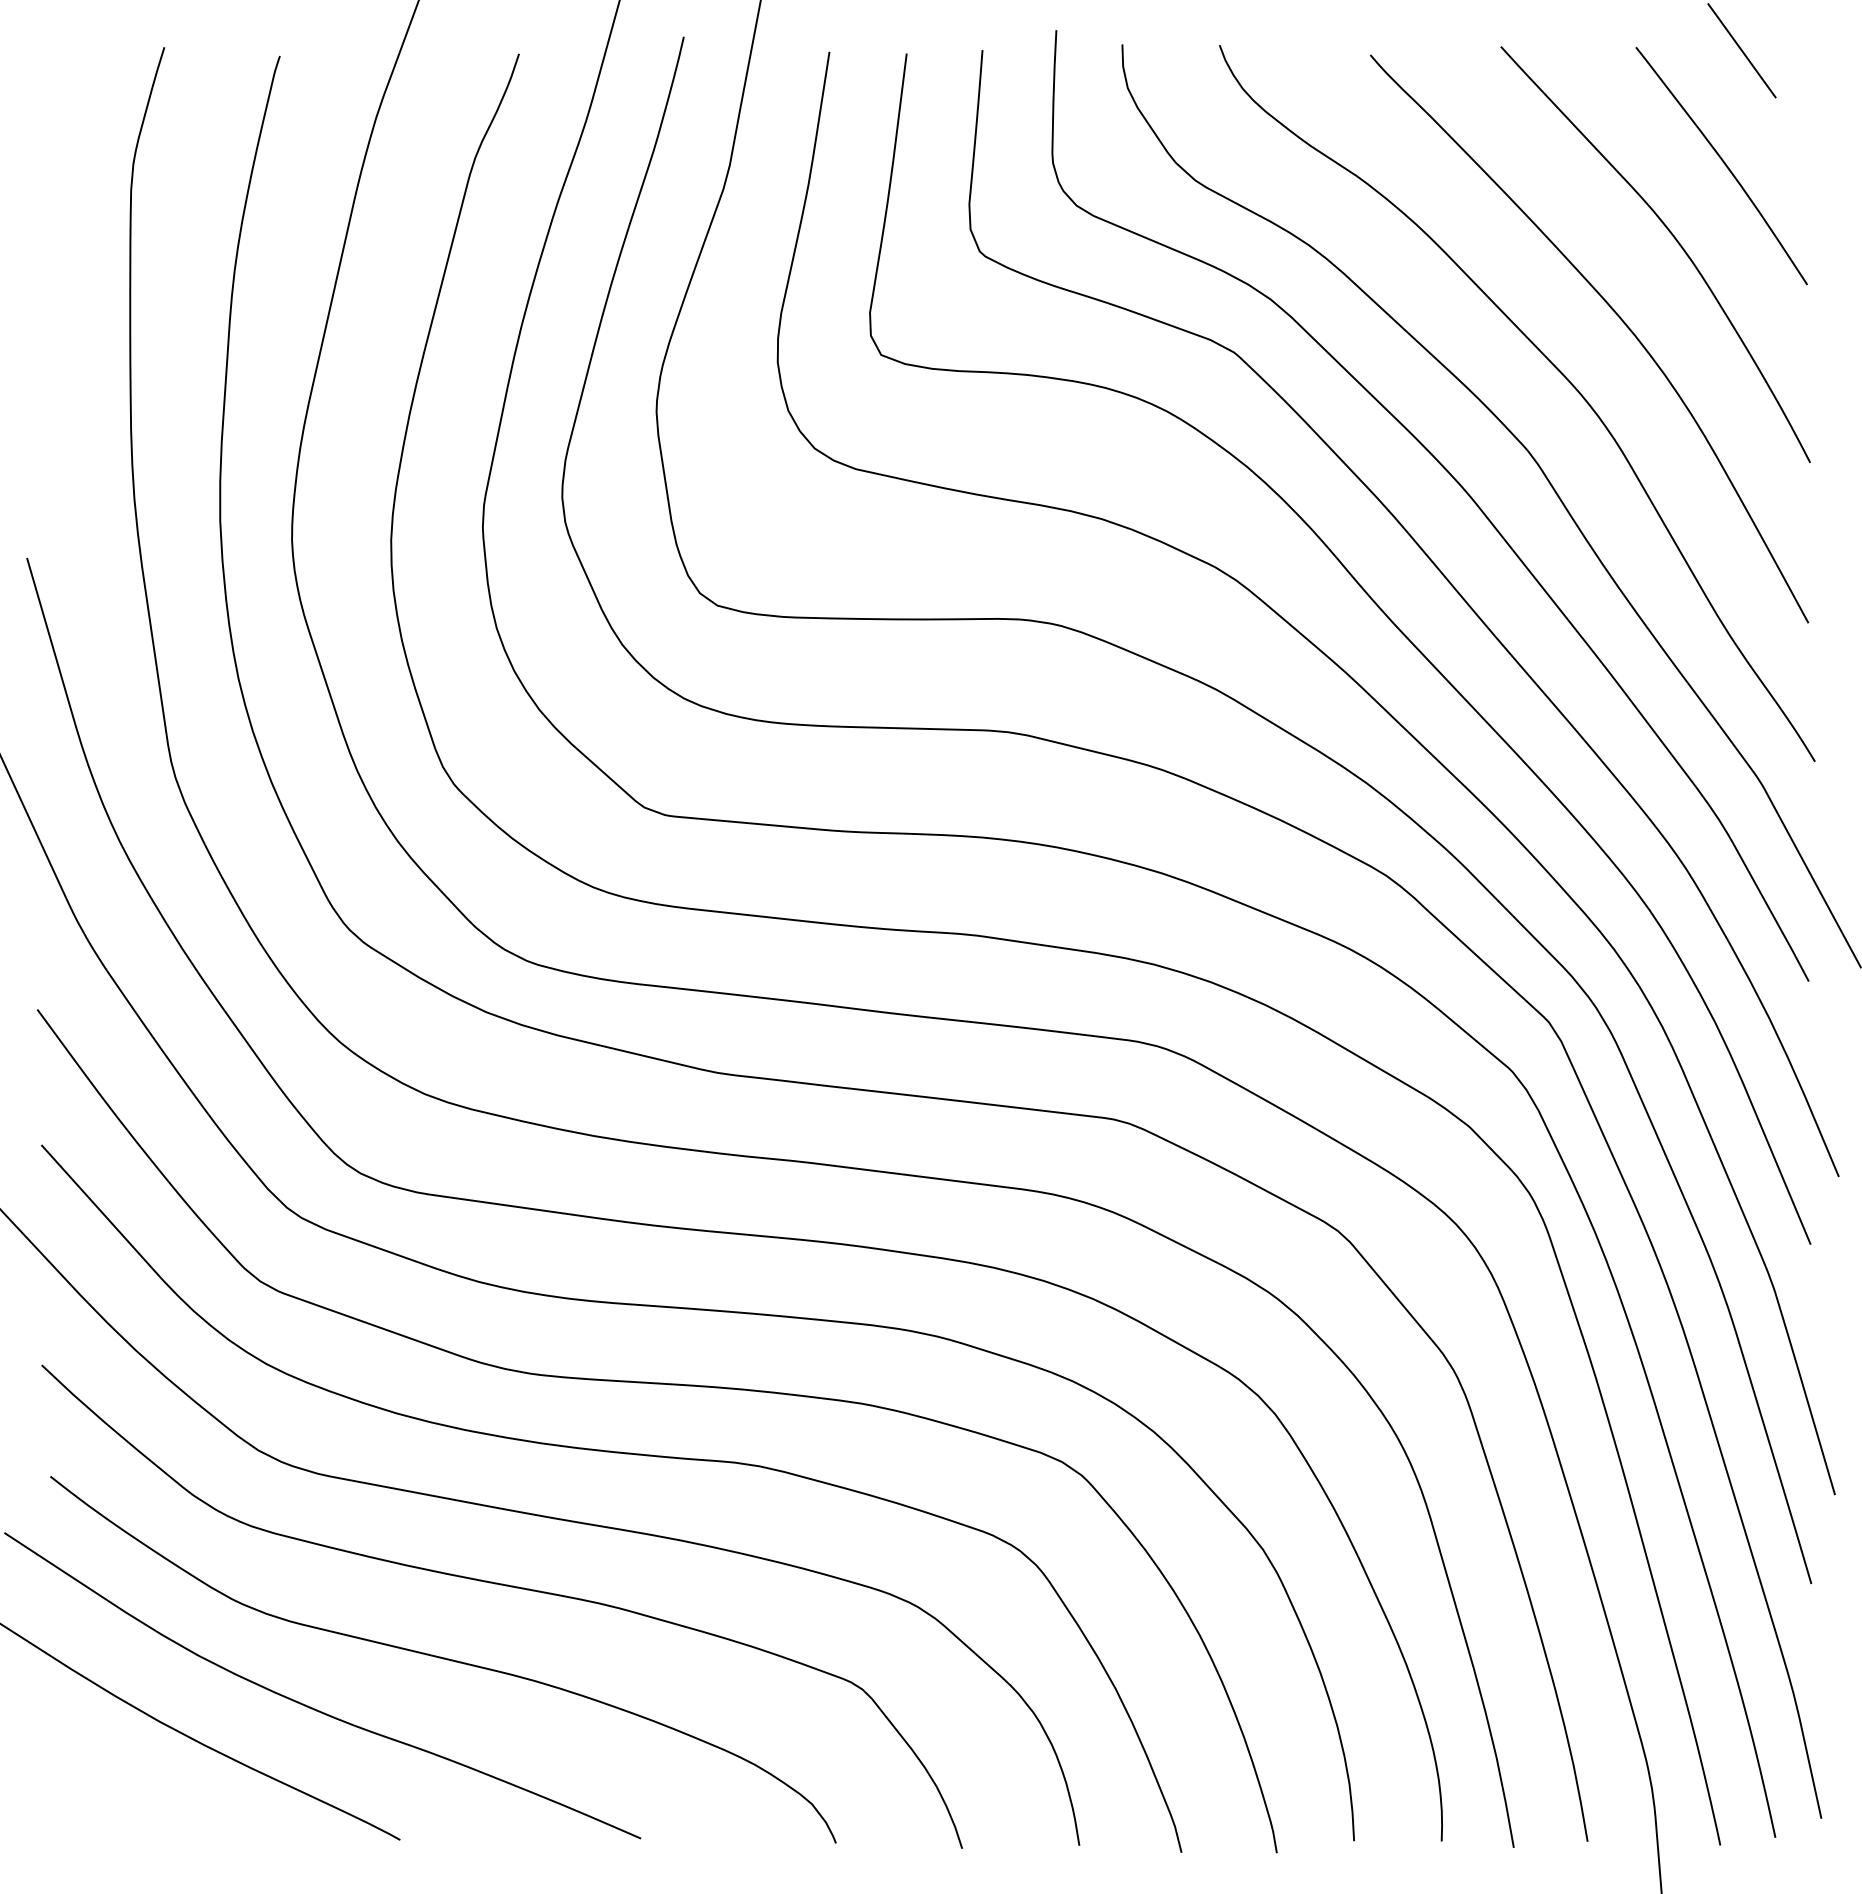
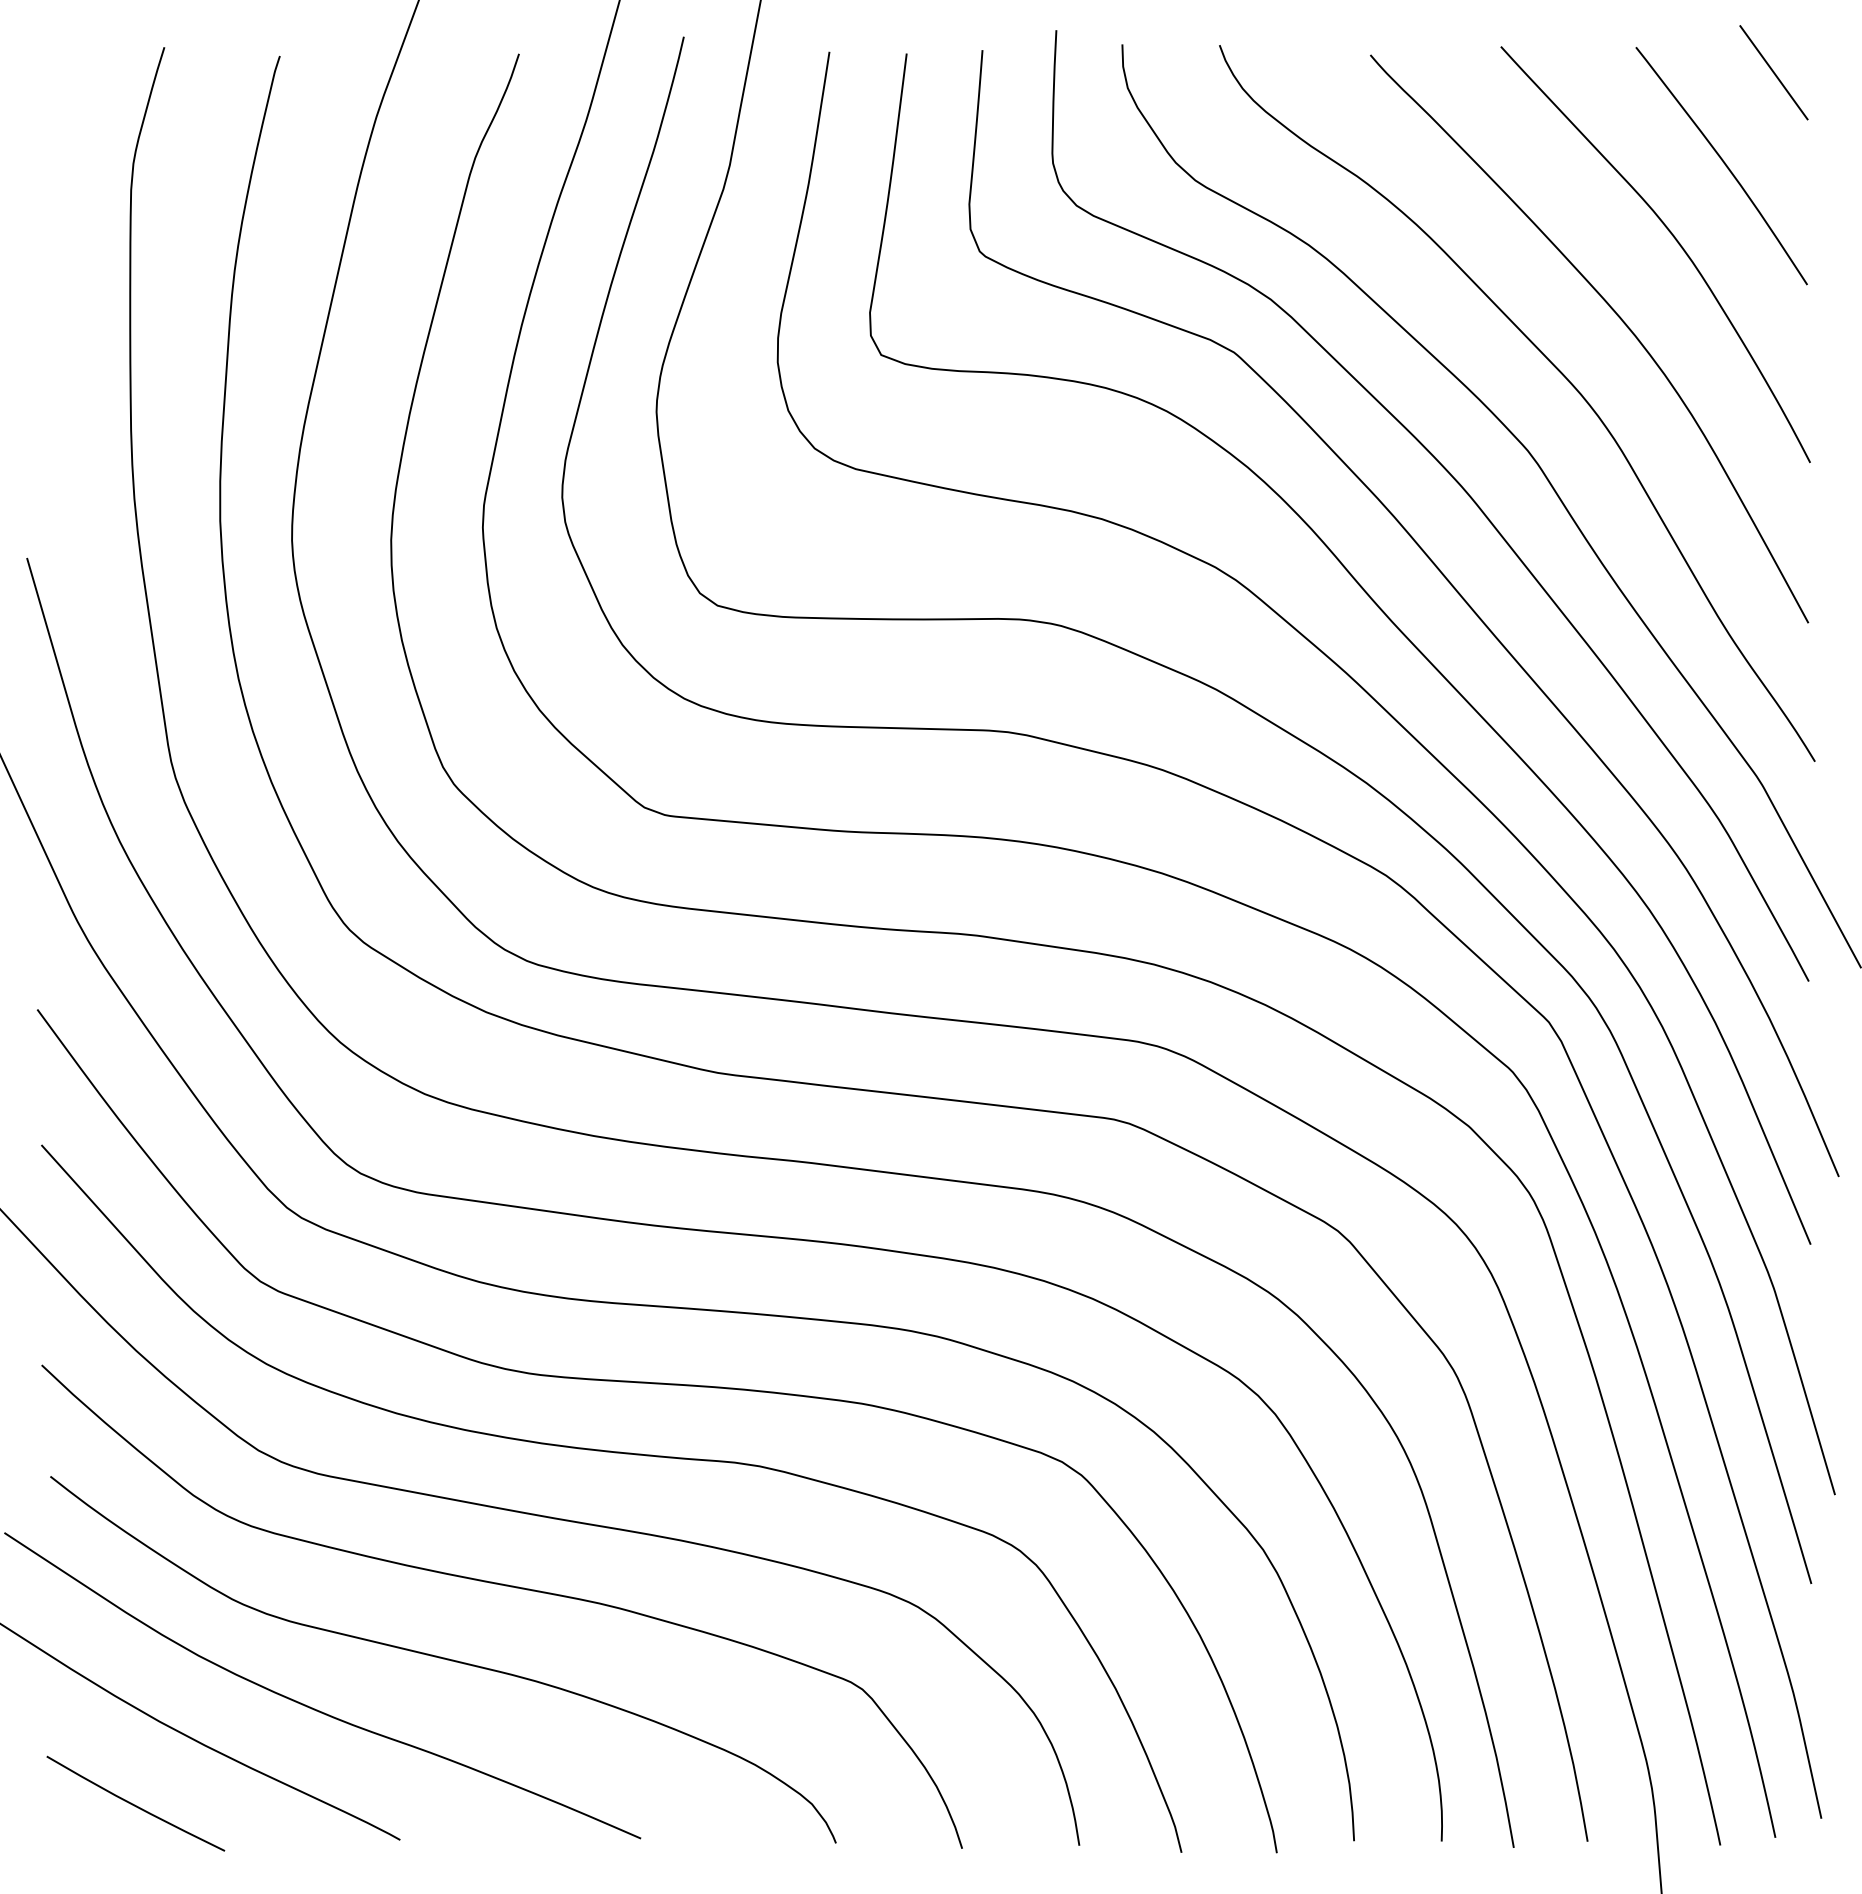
line position: (1741, 50) -> (1773, 72) (1773, 72)
curve: none -> present (135, 1804)
